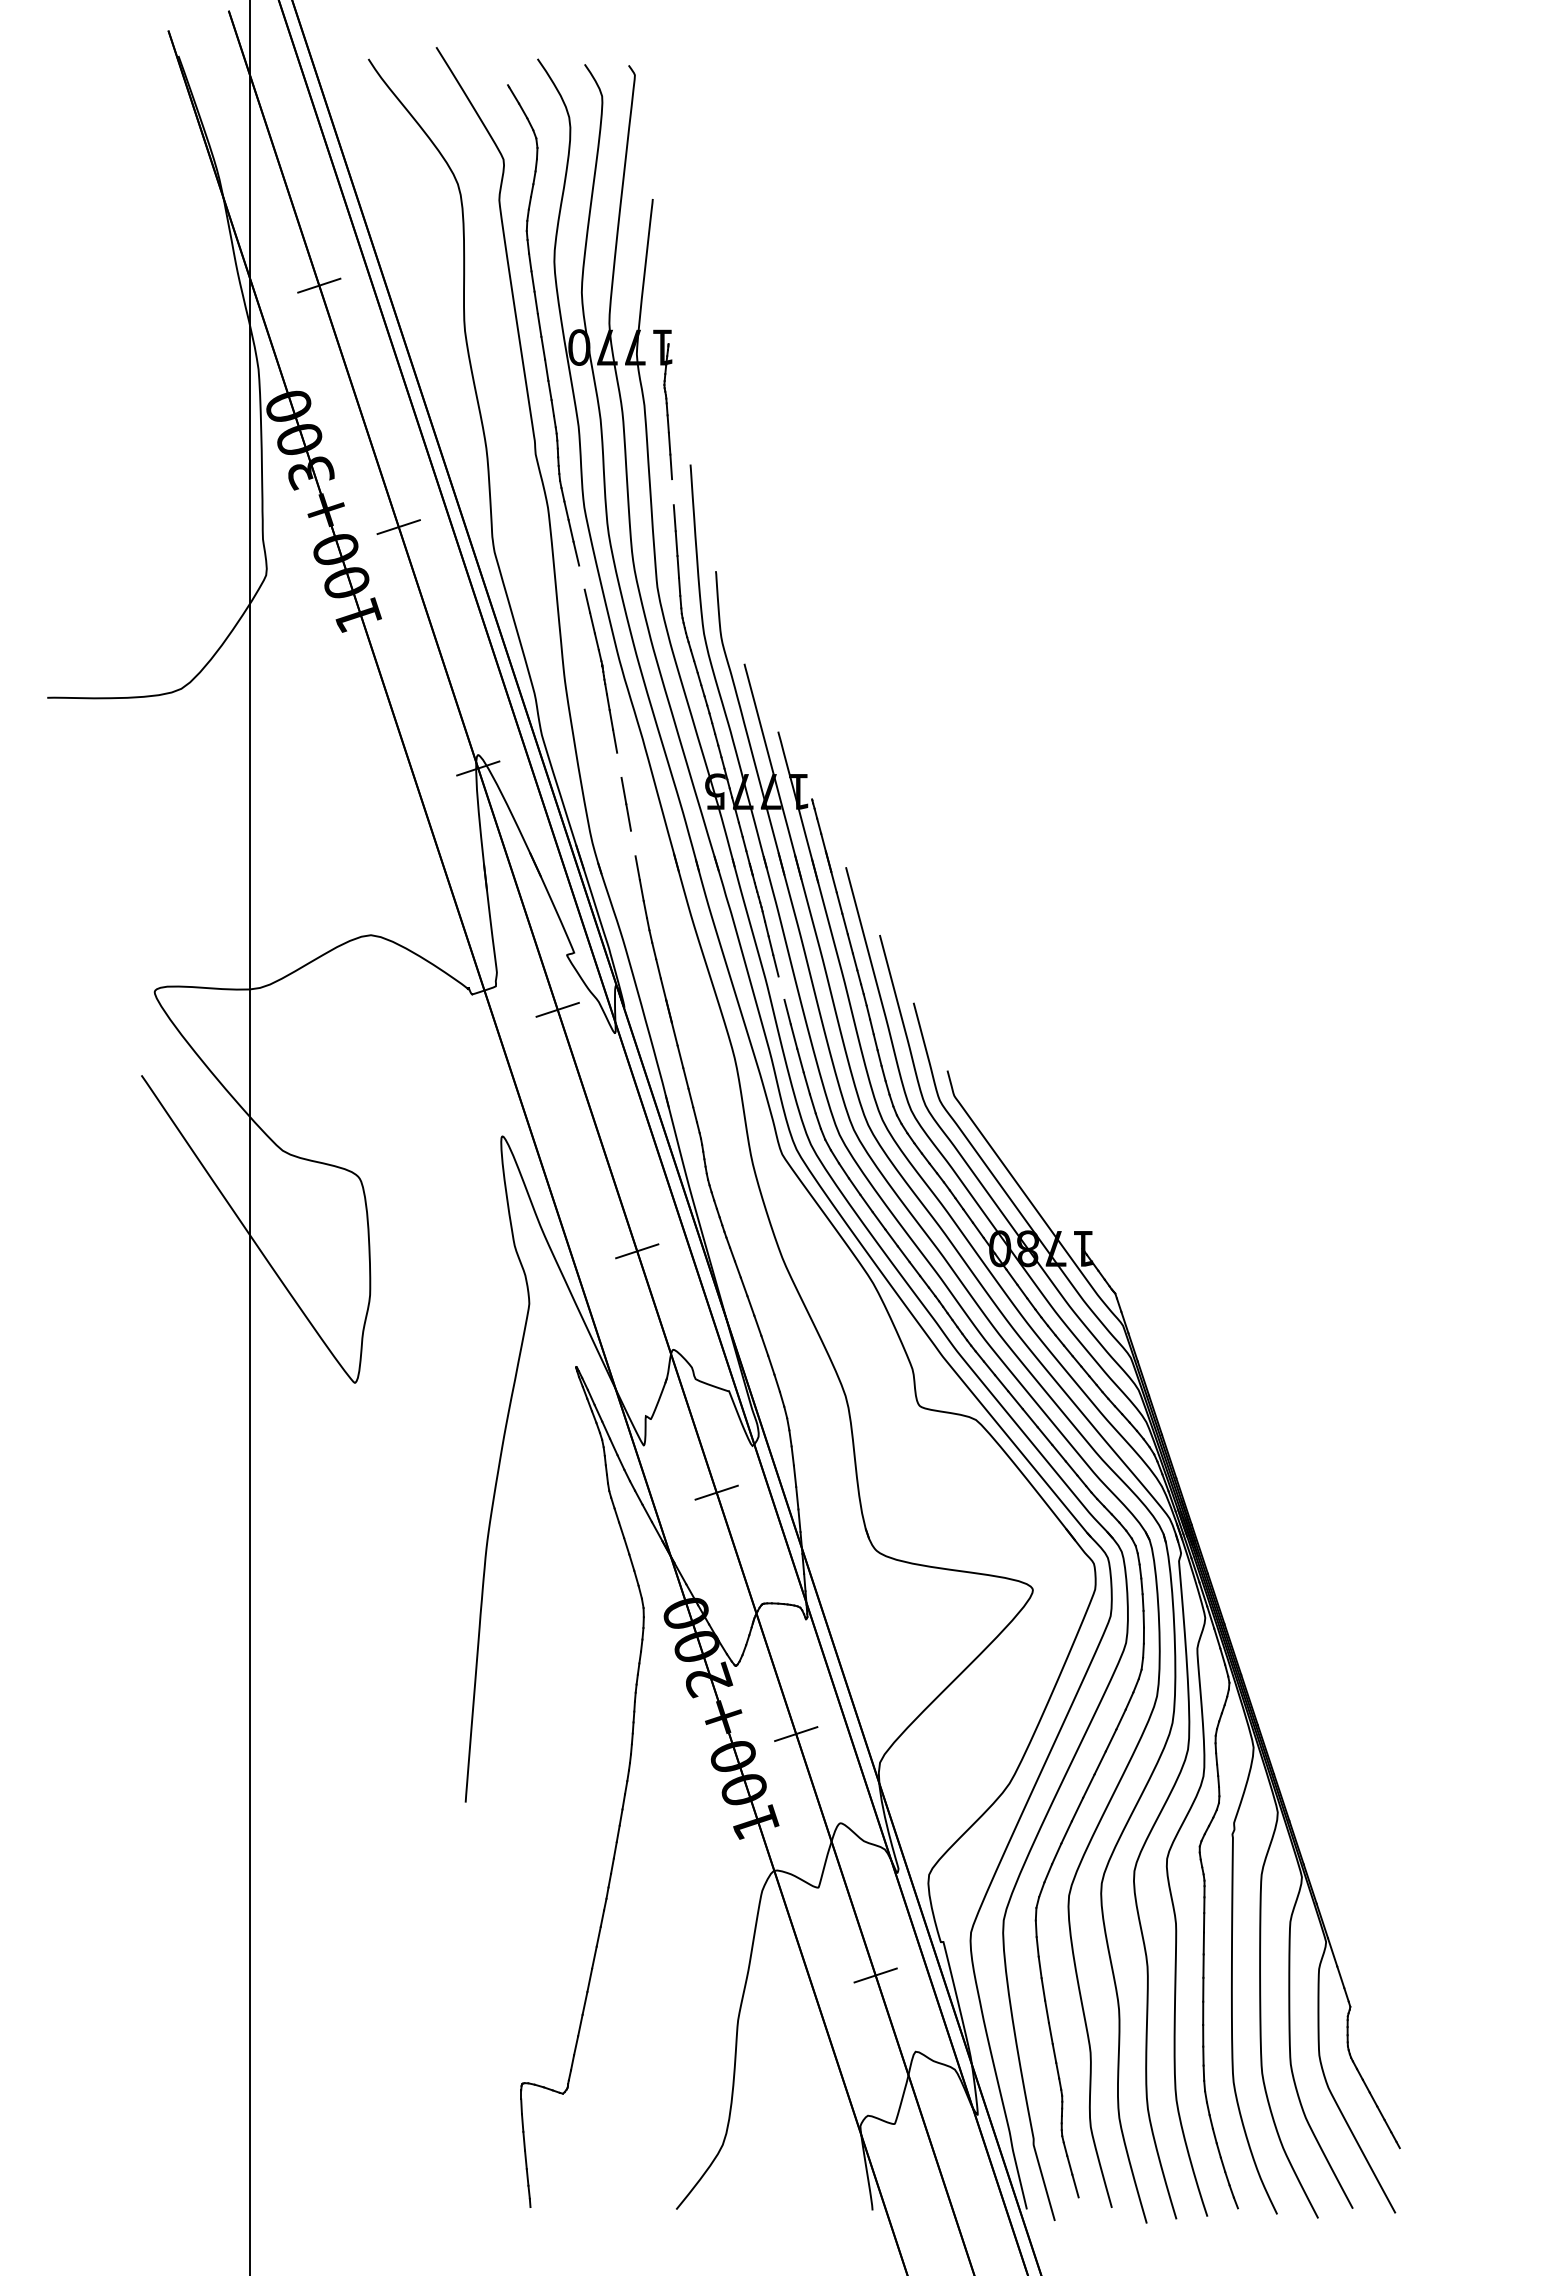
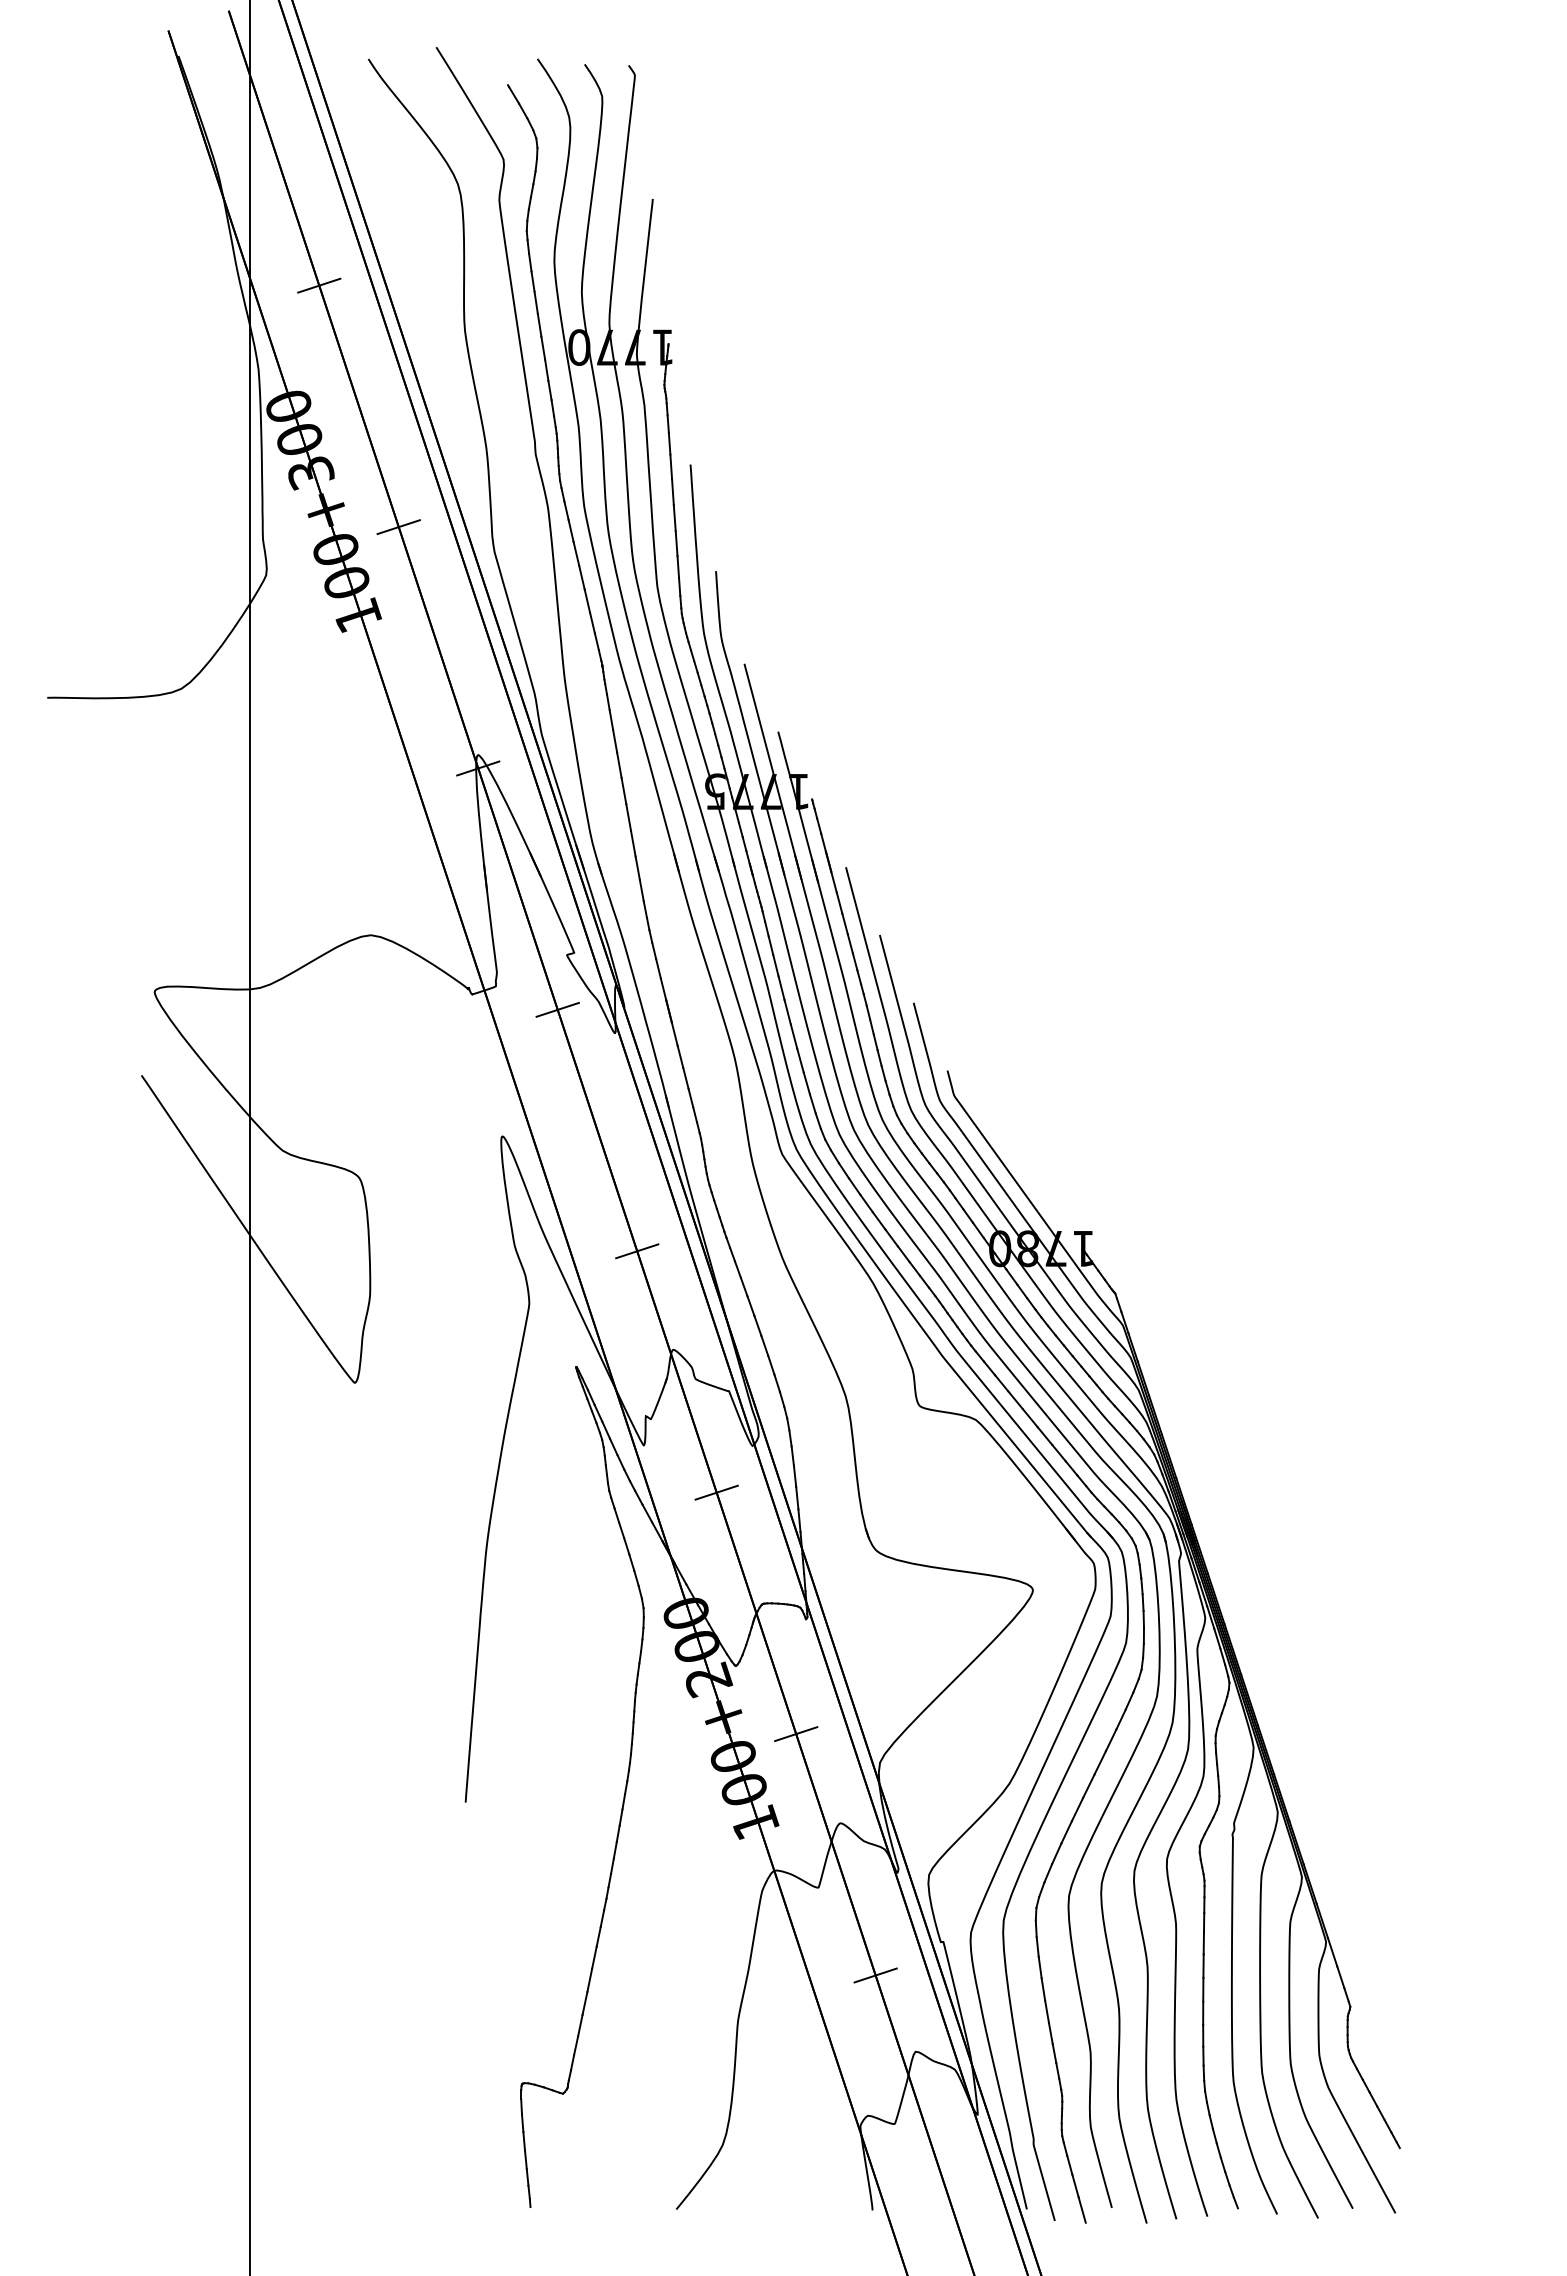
line: none -> present (672, 492)
line: none -> present (581, 577)
line: none -> present (619, 764)
line: none -> present (633, 843)
line: none -> present (781, 987)
line: none -> present (1081, 2209)
